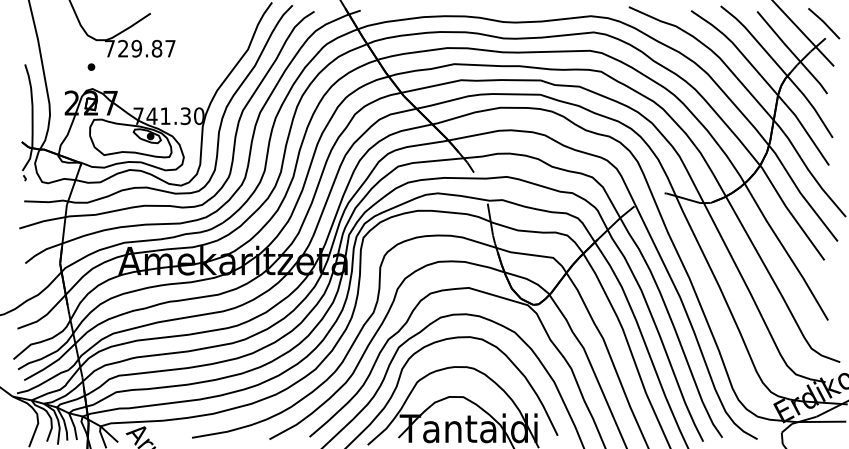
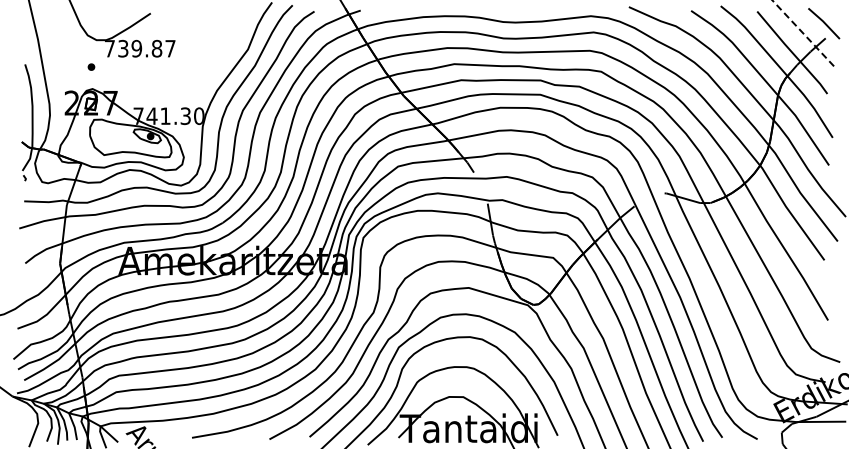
line: solid -> dashed (803, 33)
text: 729.87 -> 739.87 (123, 48)
